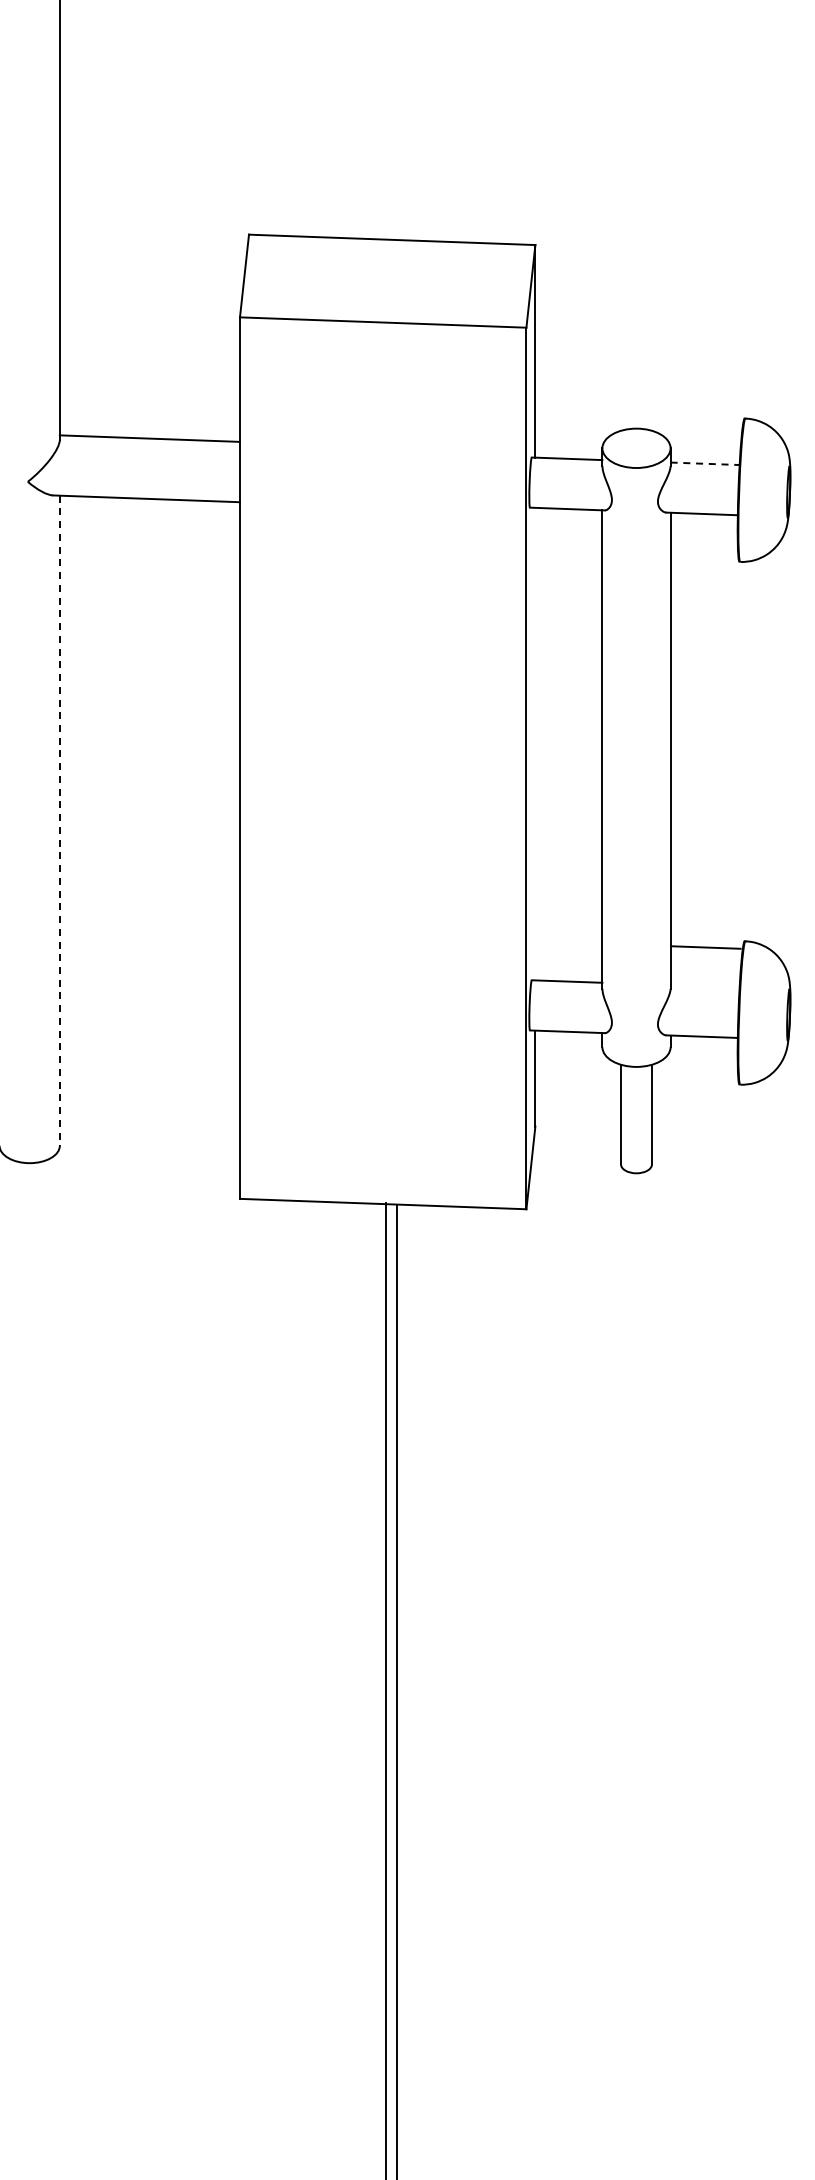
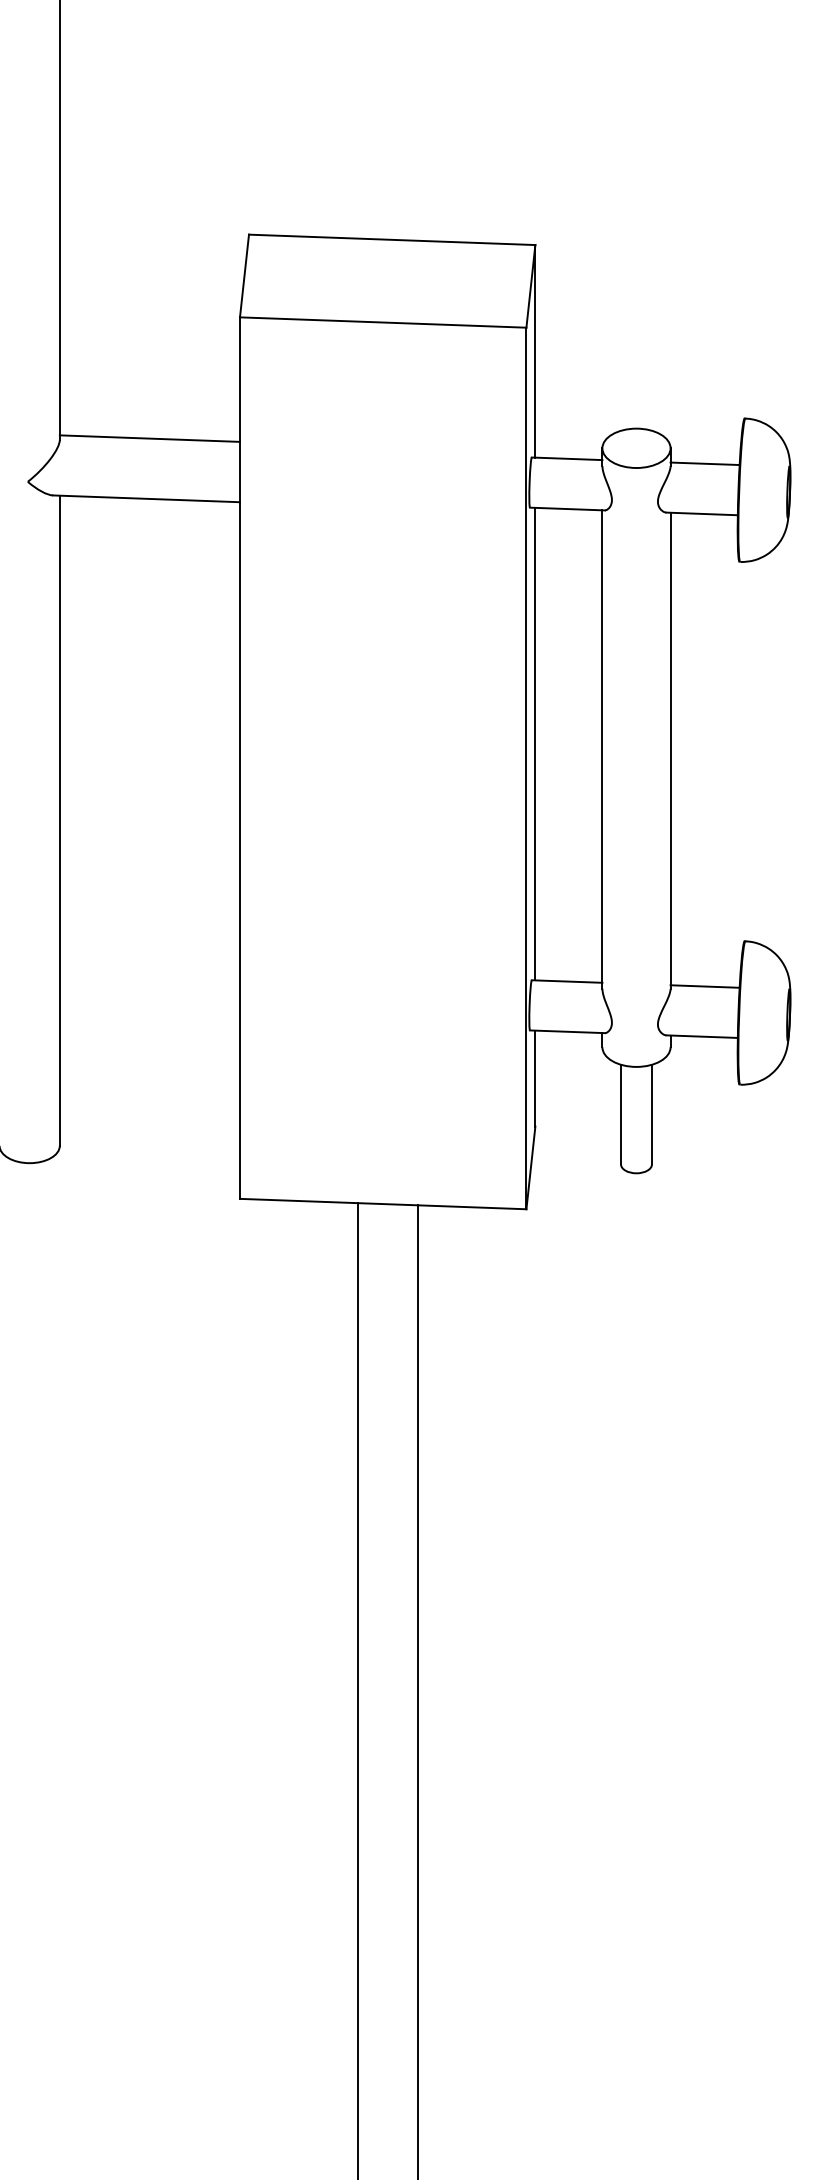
line: dashed -> solid (705, 463)
line: none -> present (535, 743)
line: dashed -> solid (59, 821)
line position: (705, 947) -> (704, 986) (704, 986)
line position: (385, 1689) -> (357, 1689) (357, 1689)
line position: (396, 1690) -> (417, 1690) (417, 1690)
